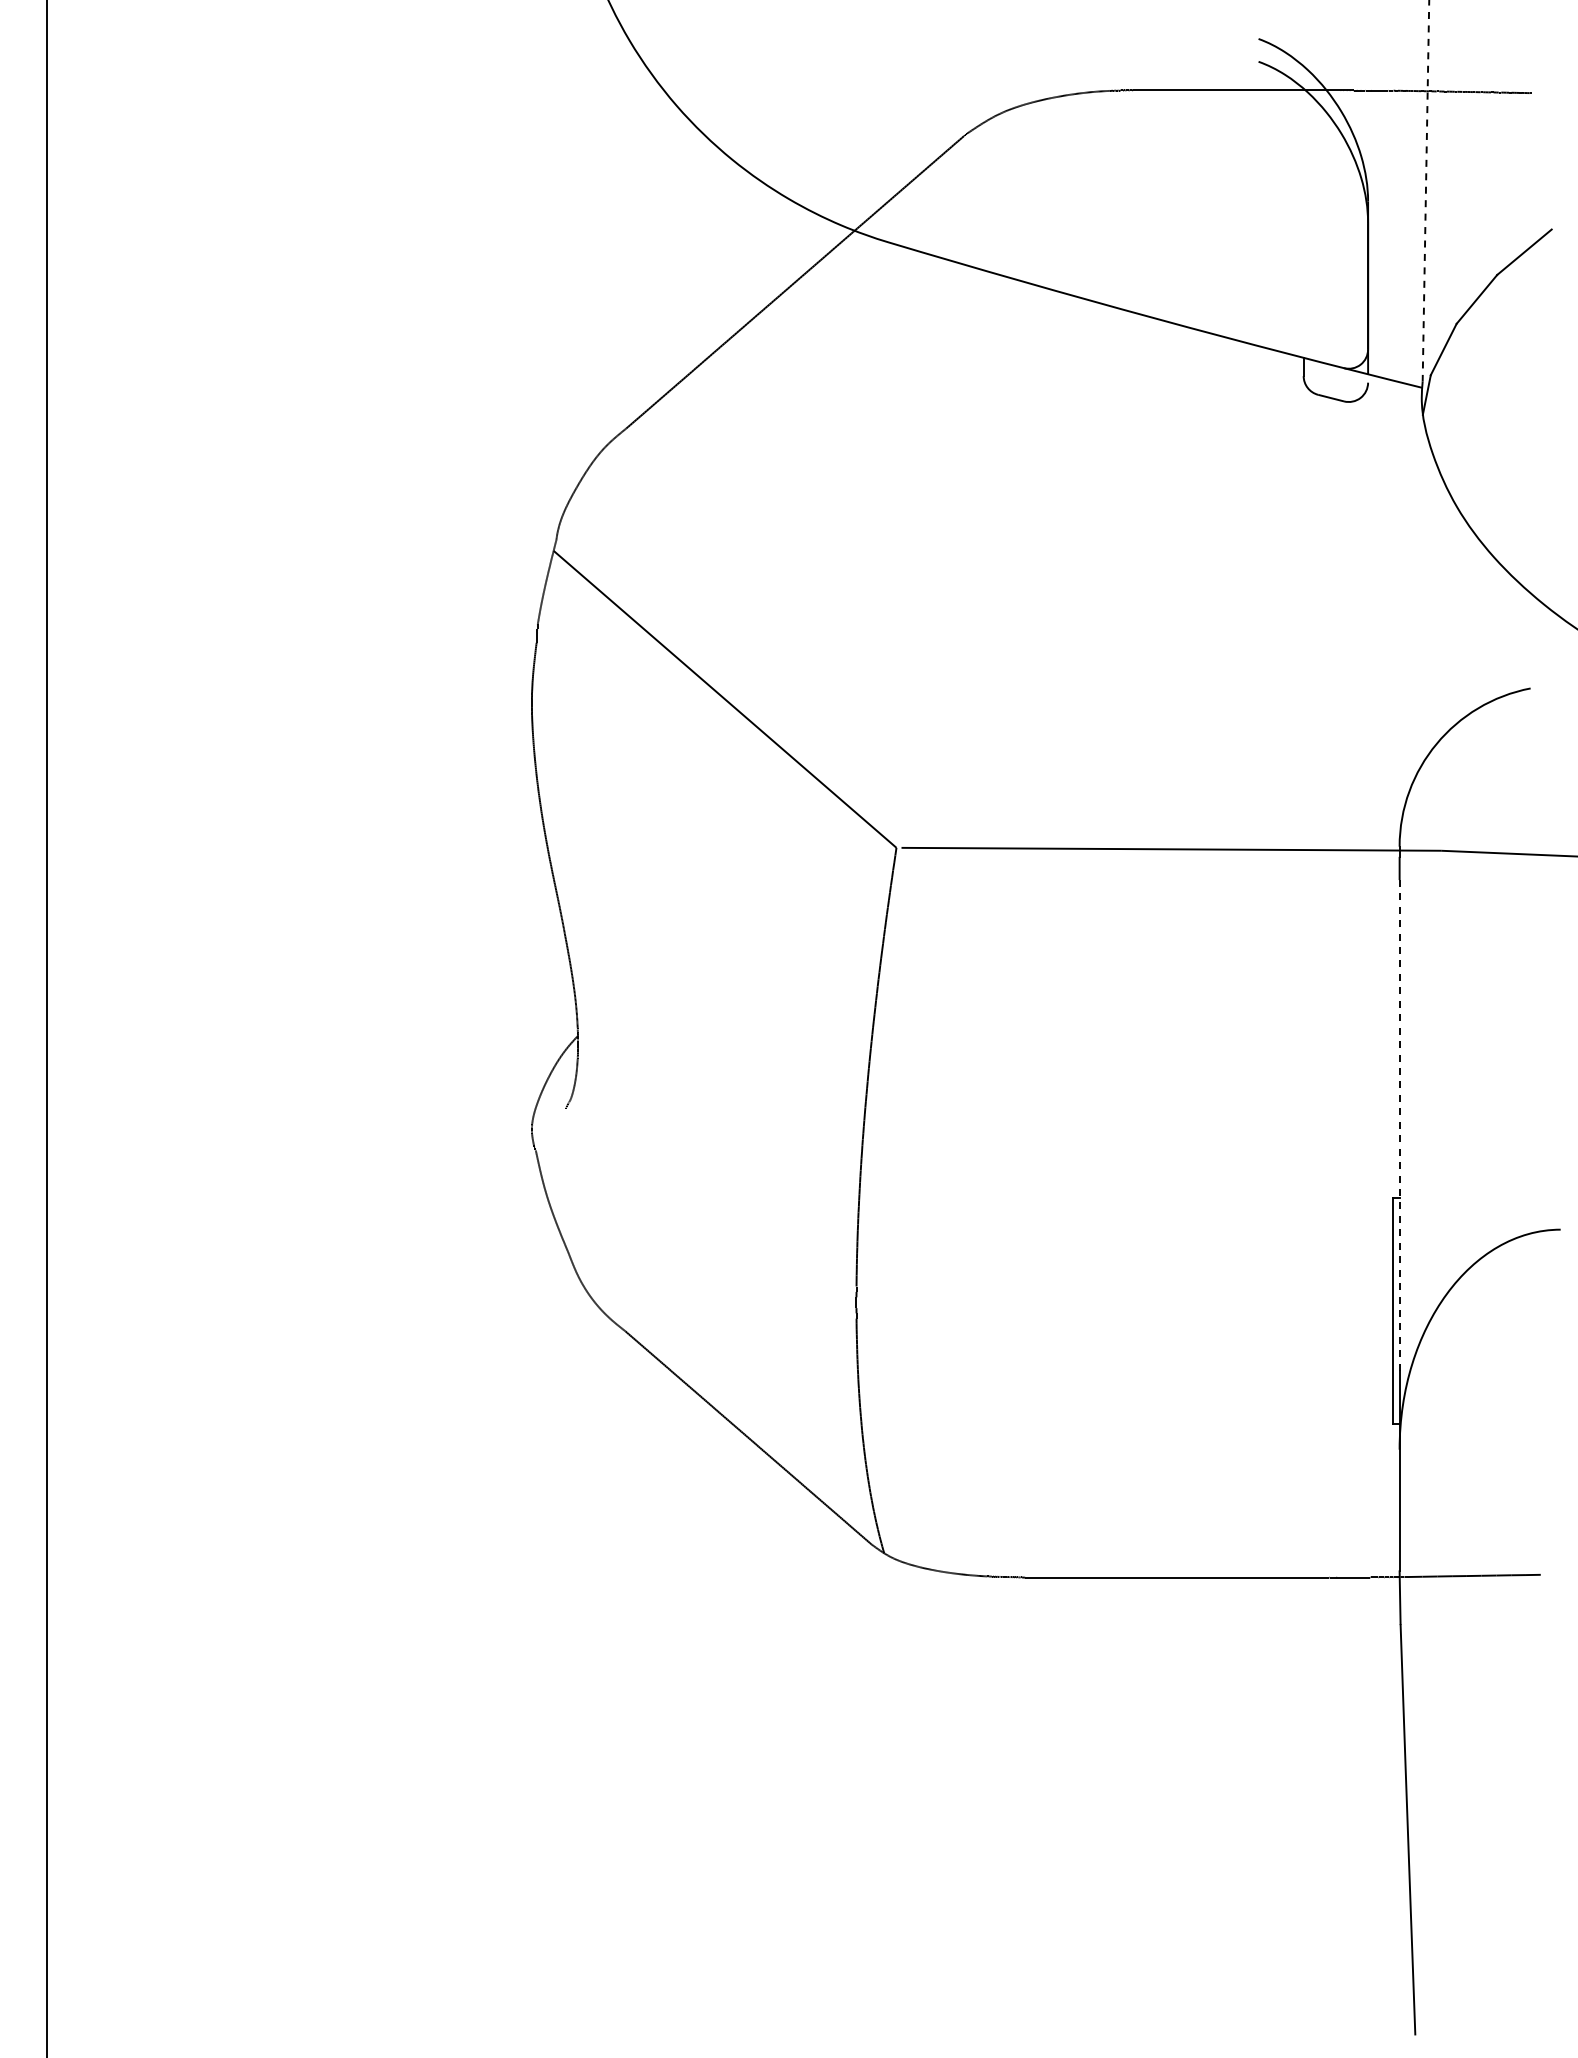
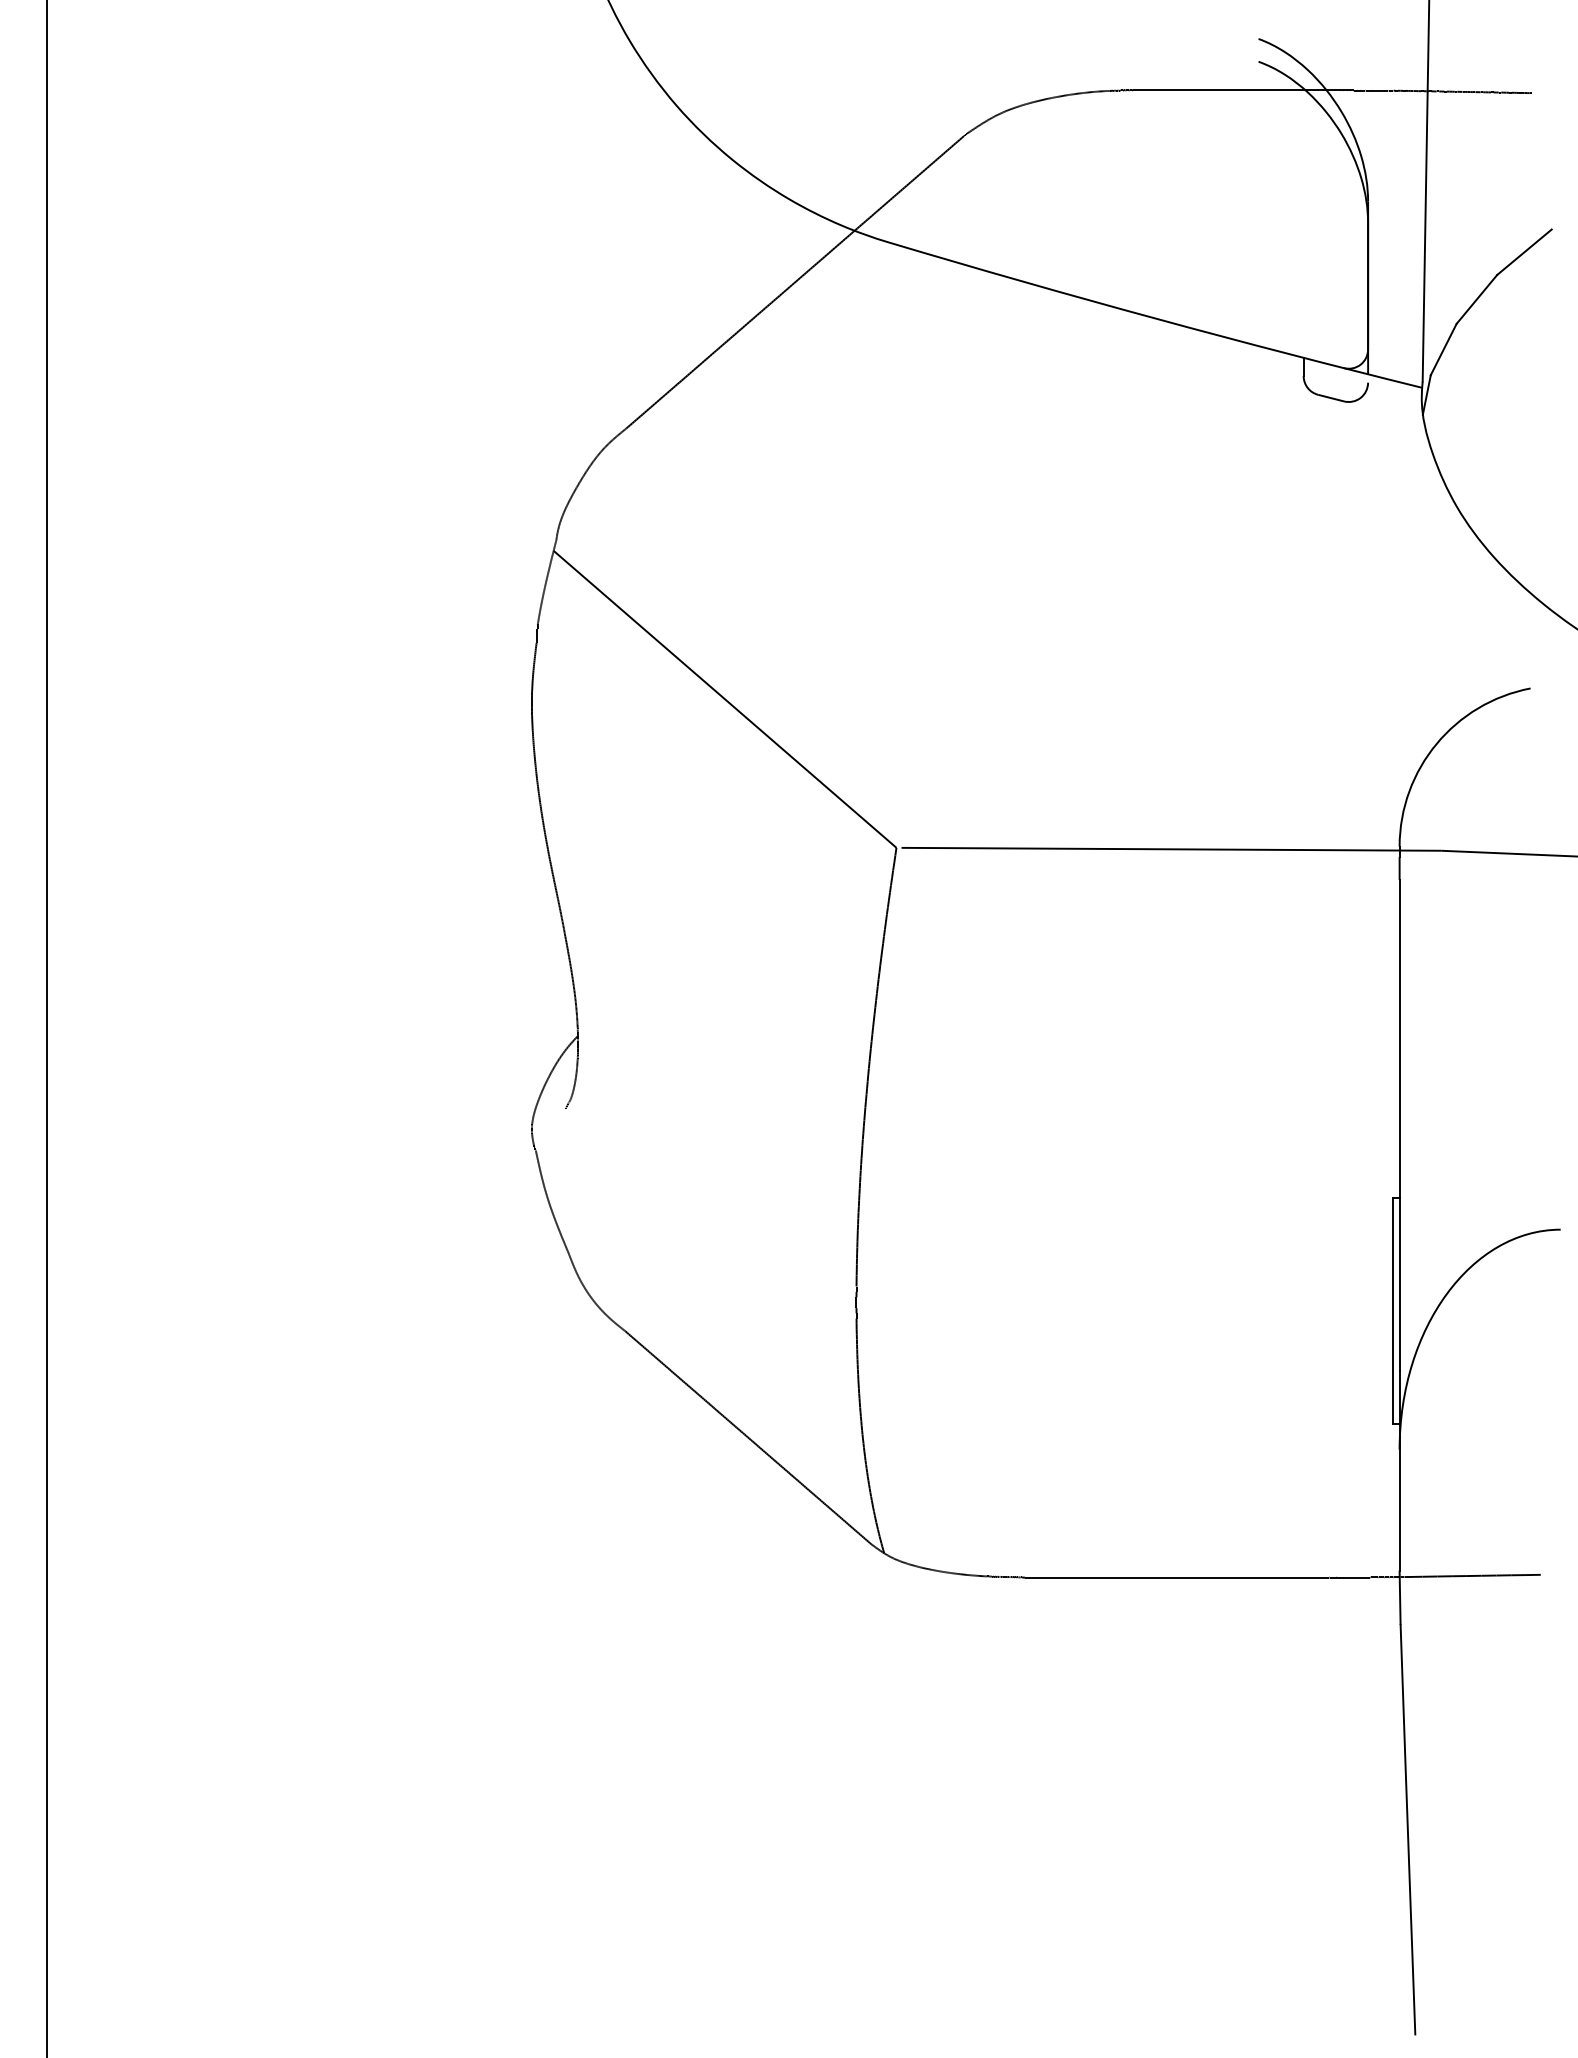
line: dashed -> solid (1425, 190)
line: dashed -> solid (1399, 1124)
